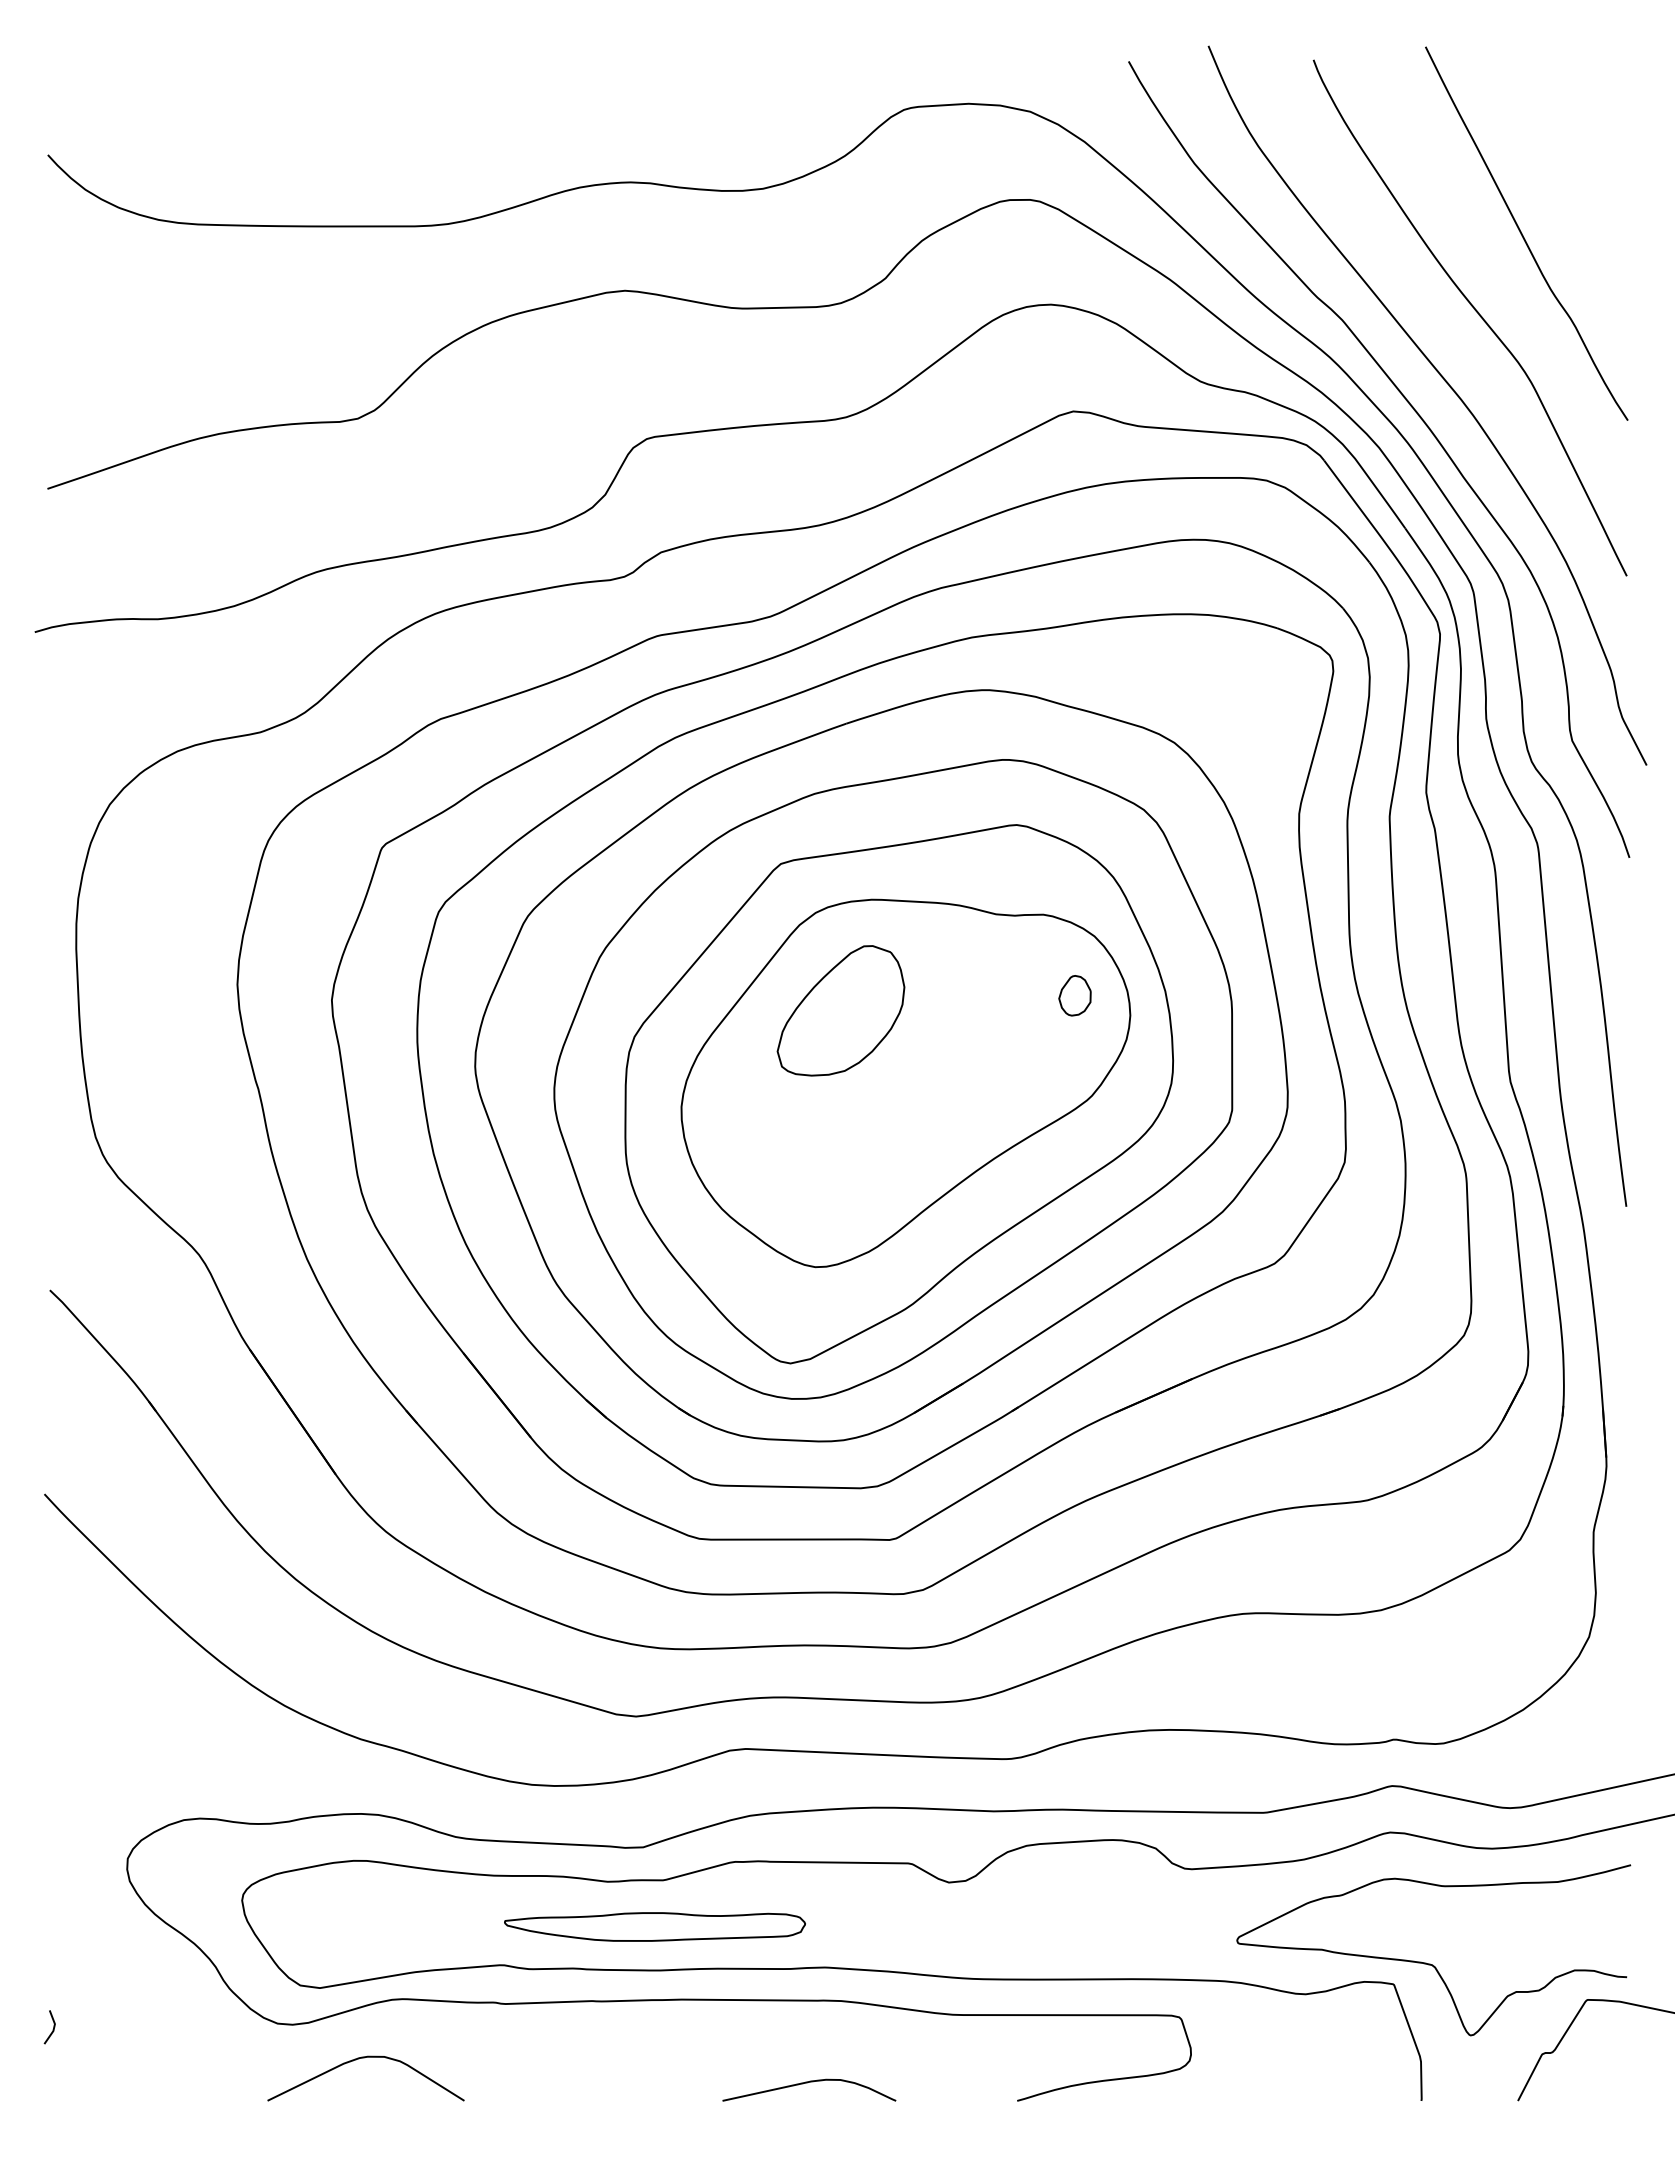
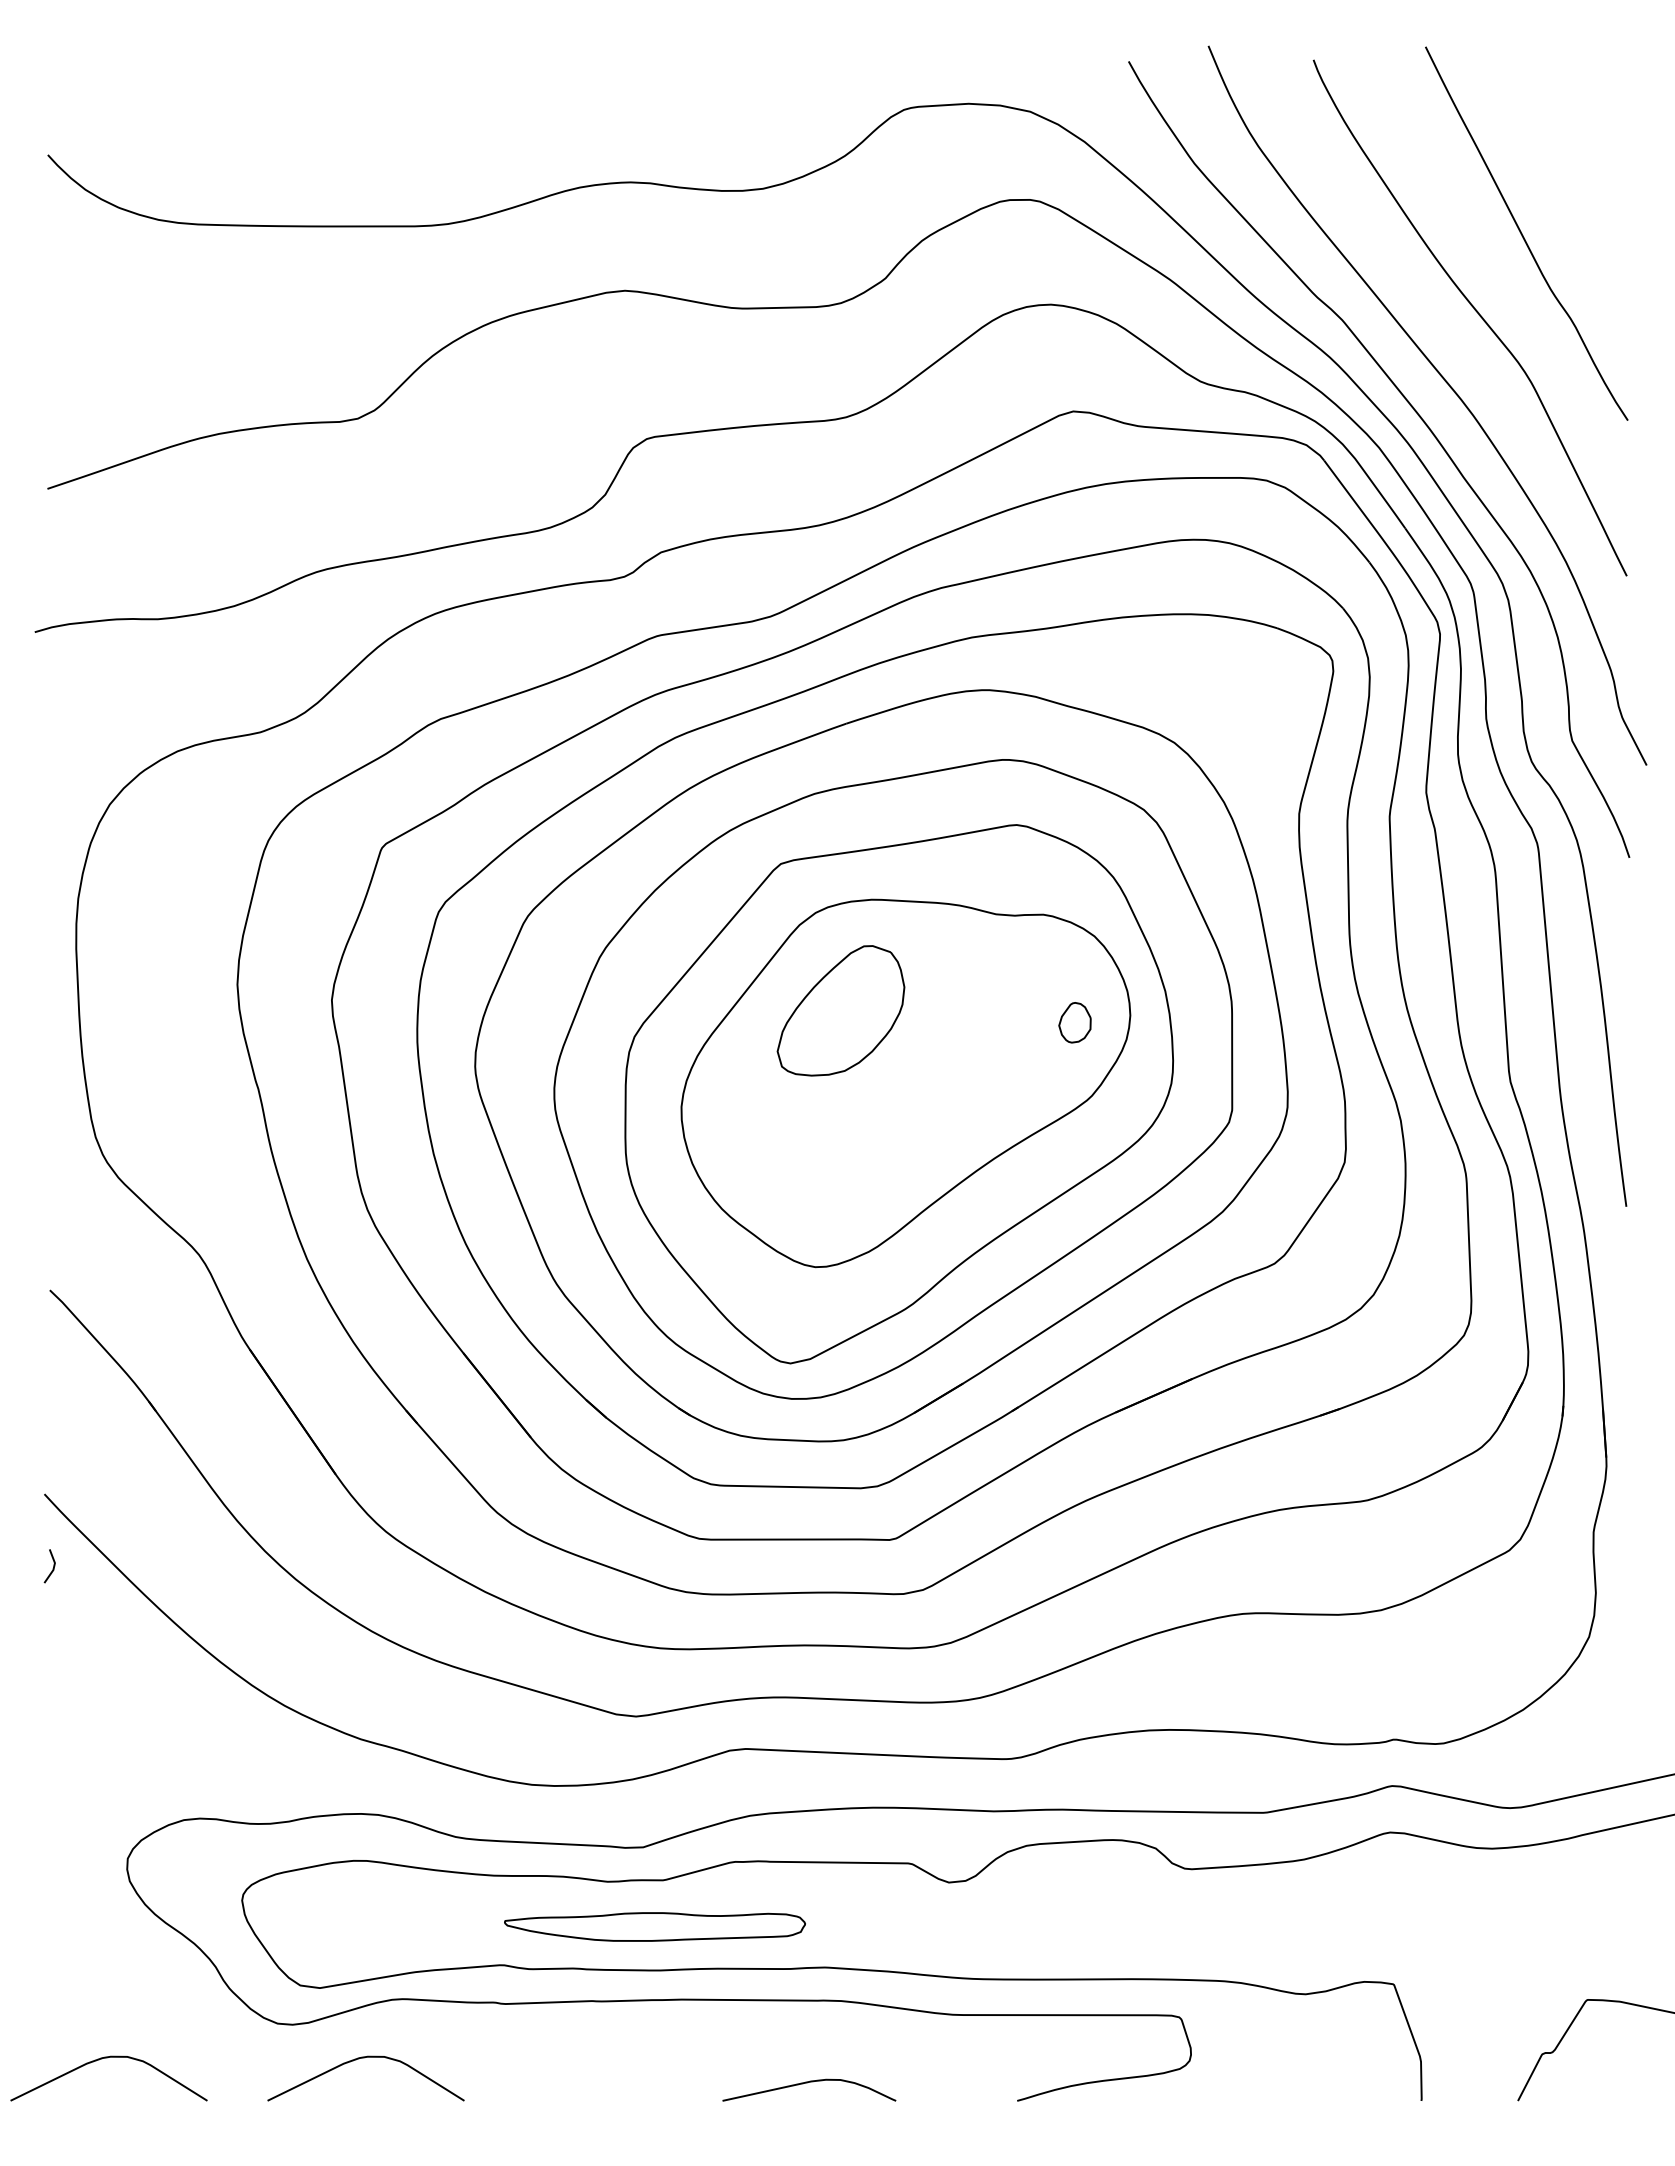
part position: (1074, 995) -> (1074, 1022) (1074, 1022)
curve: present -> none (1430, 1963)
line position: (52, 2029) -> (52, 1568) (52, 1568)
curve: none -> present (102, 2059)
